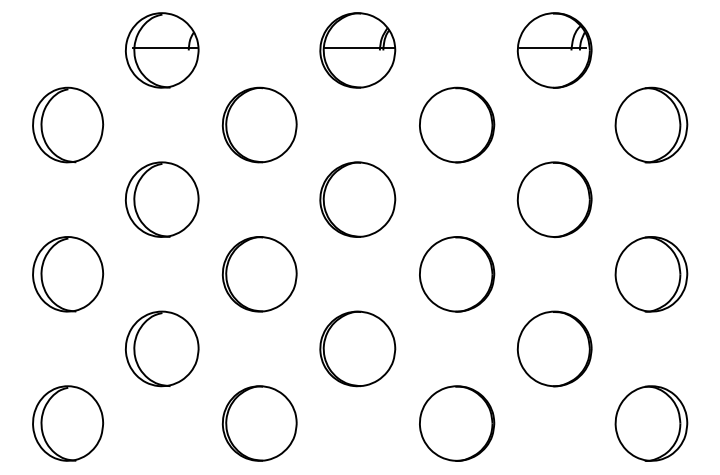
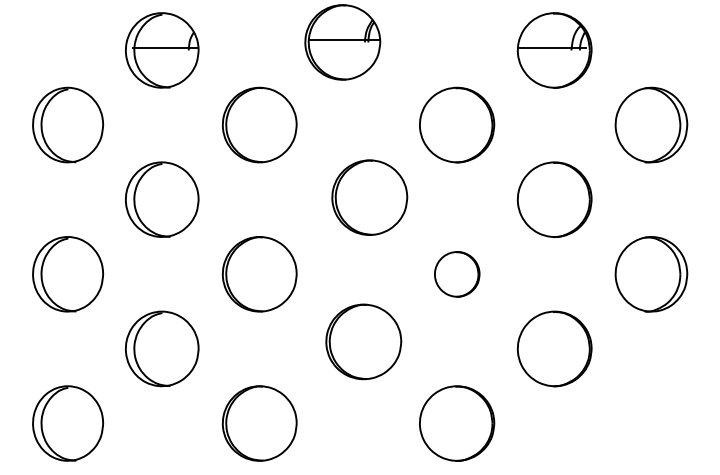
part position: (357, 50) -> (342, 42) (342, 42)
part position: (357, 199) -> (369, 197) (369, 197)
part size: 77x77 px -> 47x47 px (457, 274)
part position: (357, 348) -> (363, 341) (363, 341)
part: present -> none (651, 423)
